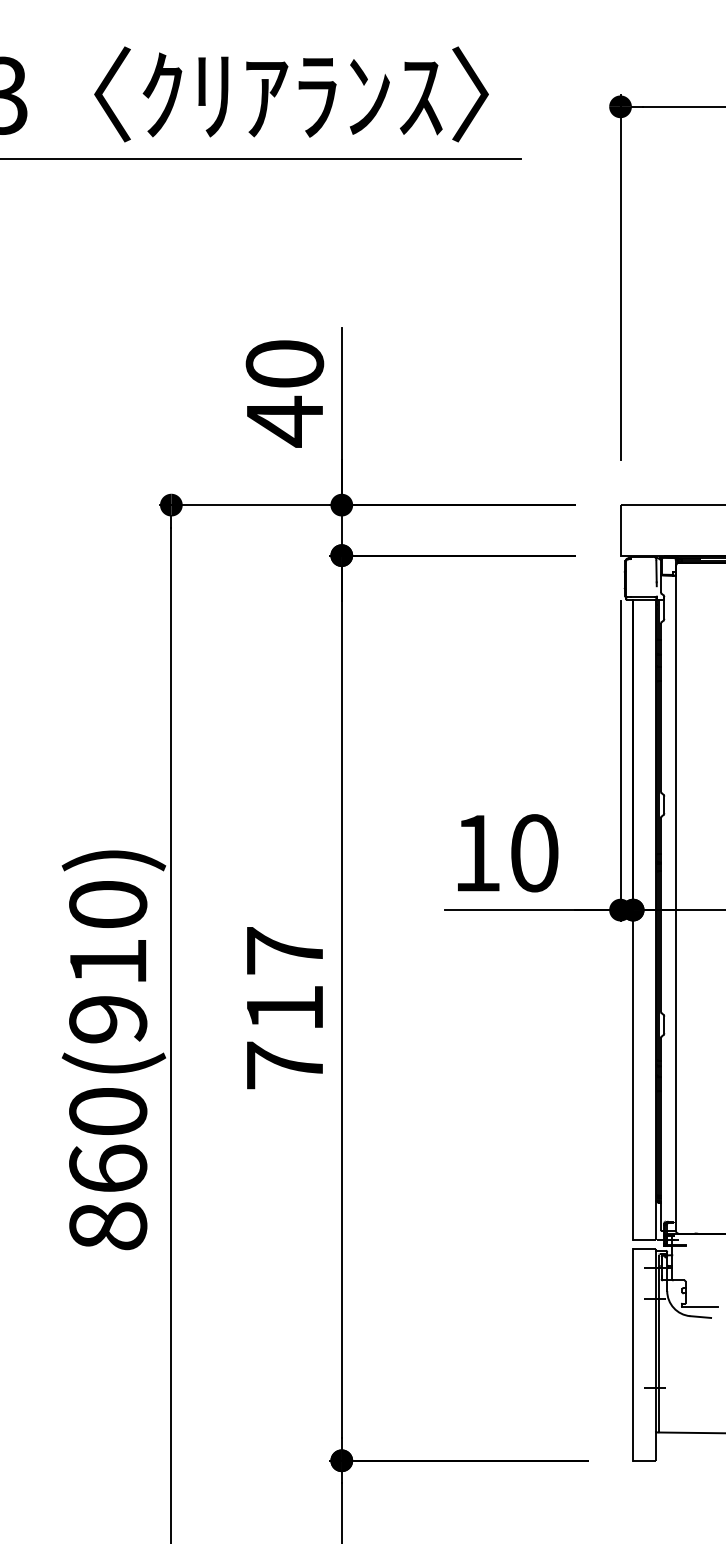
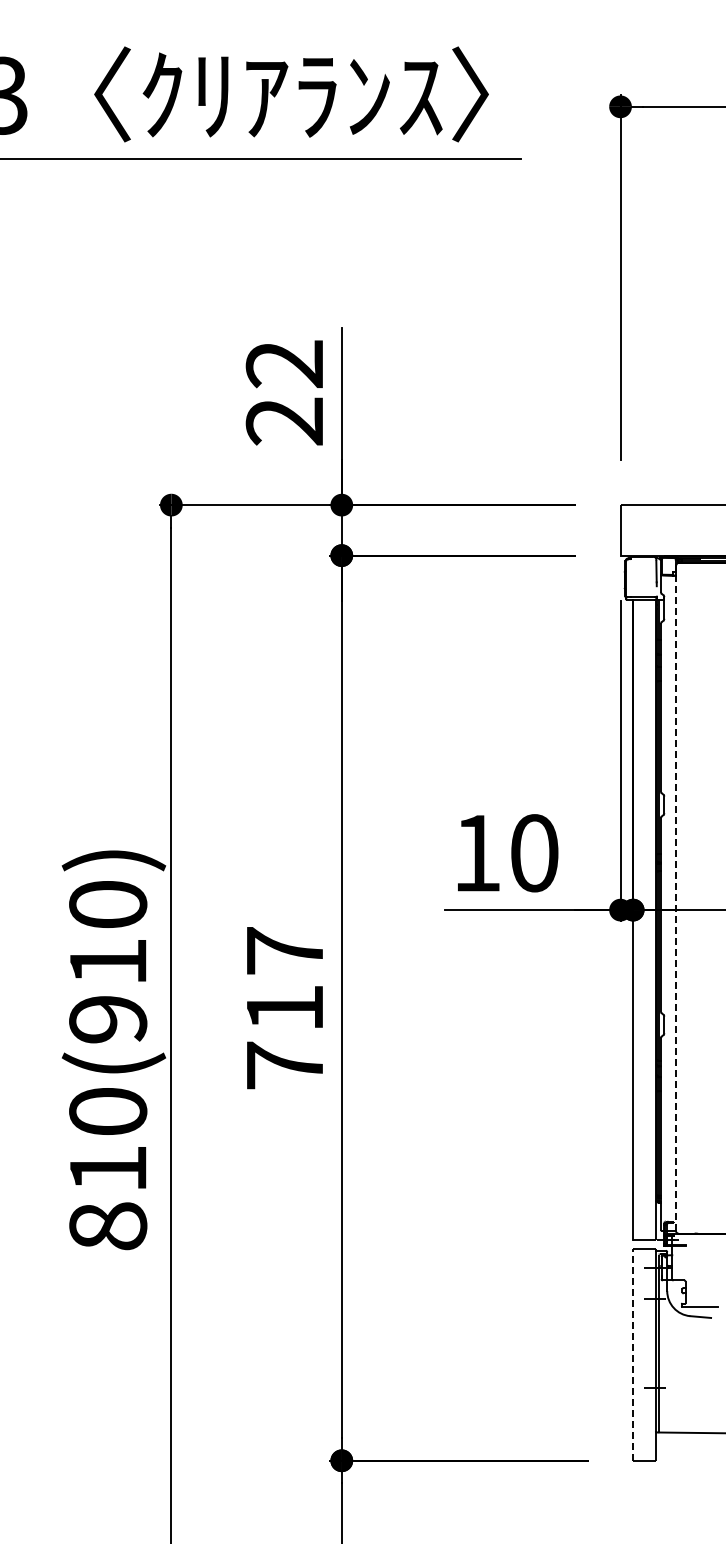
text: 40 -> 22 (284, 393)
line: solid -> dashed (676, 898)
text: 860(910) -> 810(910) (108, 1167)
line: solid -> dashed (633, 1354)
